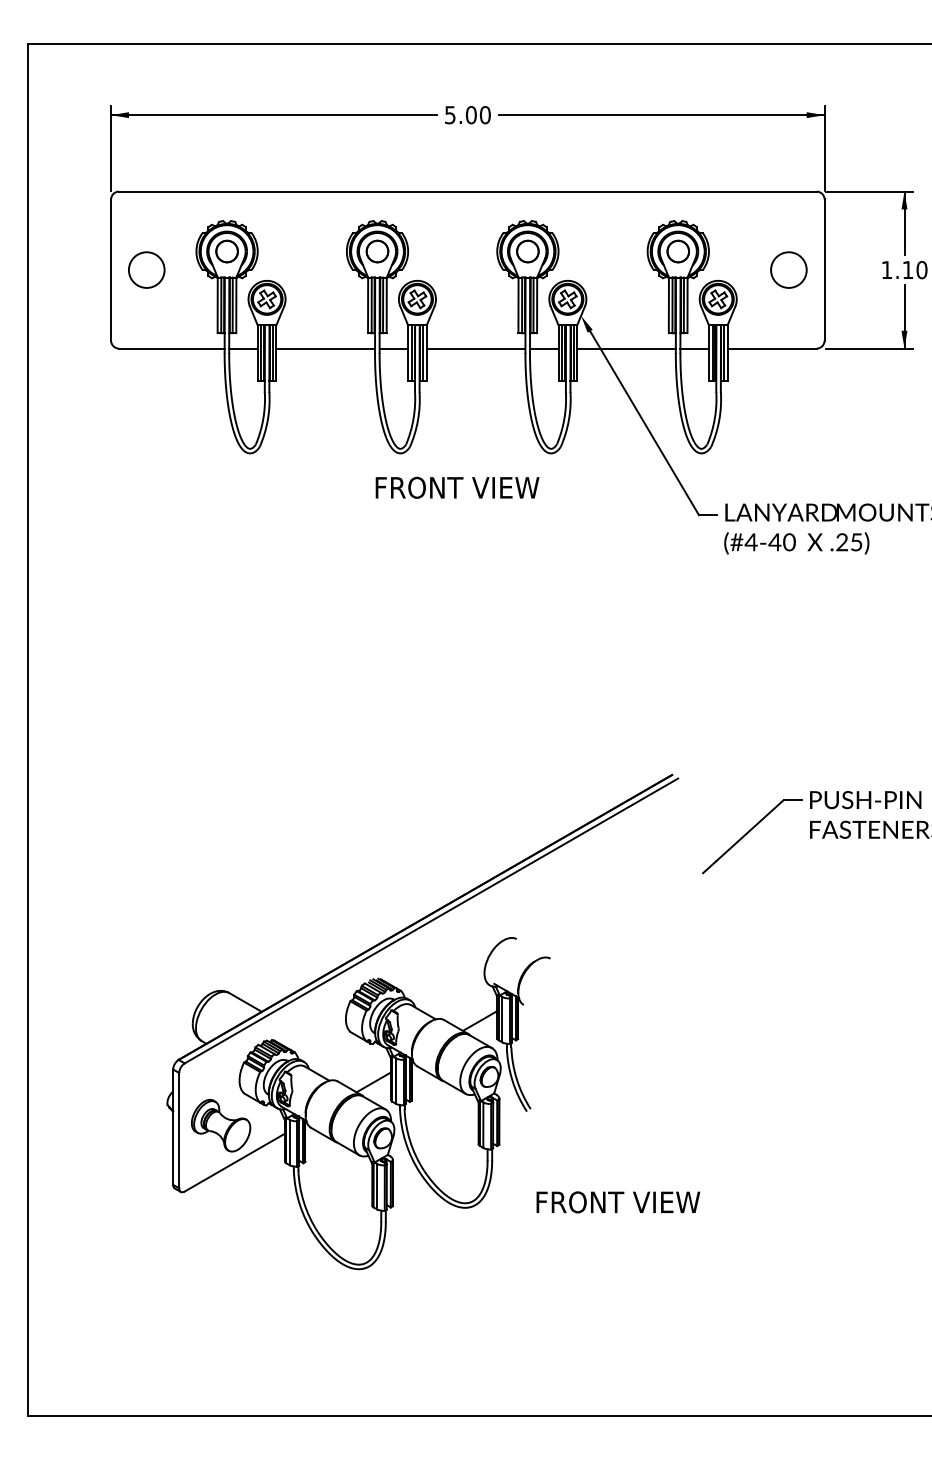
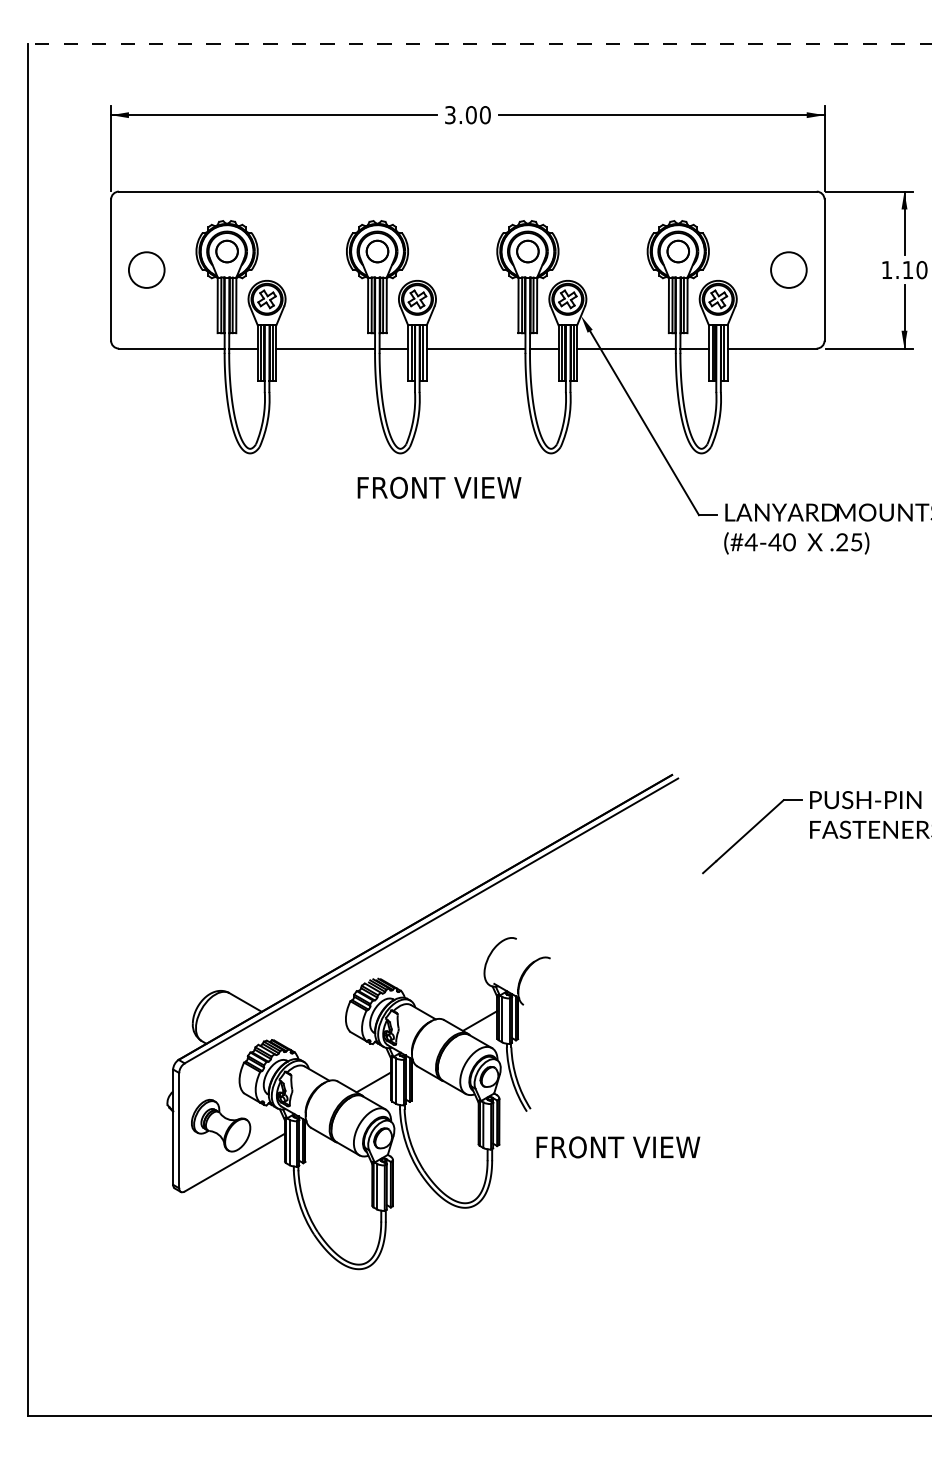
line: solid -> dashed (479, 43)
text: 5.00 -> 3.00 (450, 114)
text position: (457, 487) -> (439, 487) (439, 487)
text position: (618, 1202) -> (618, 1147) (618, 1147)
